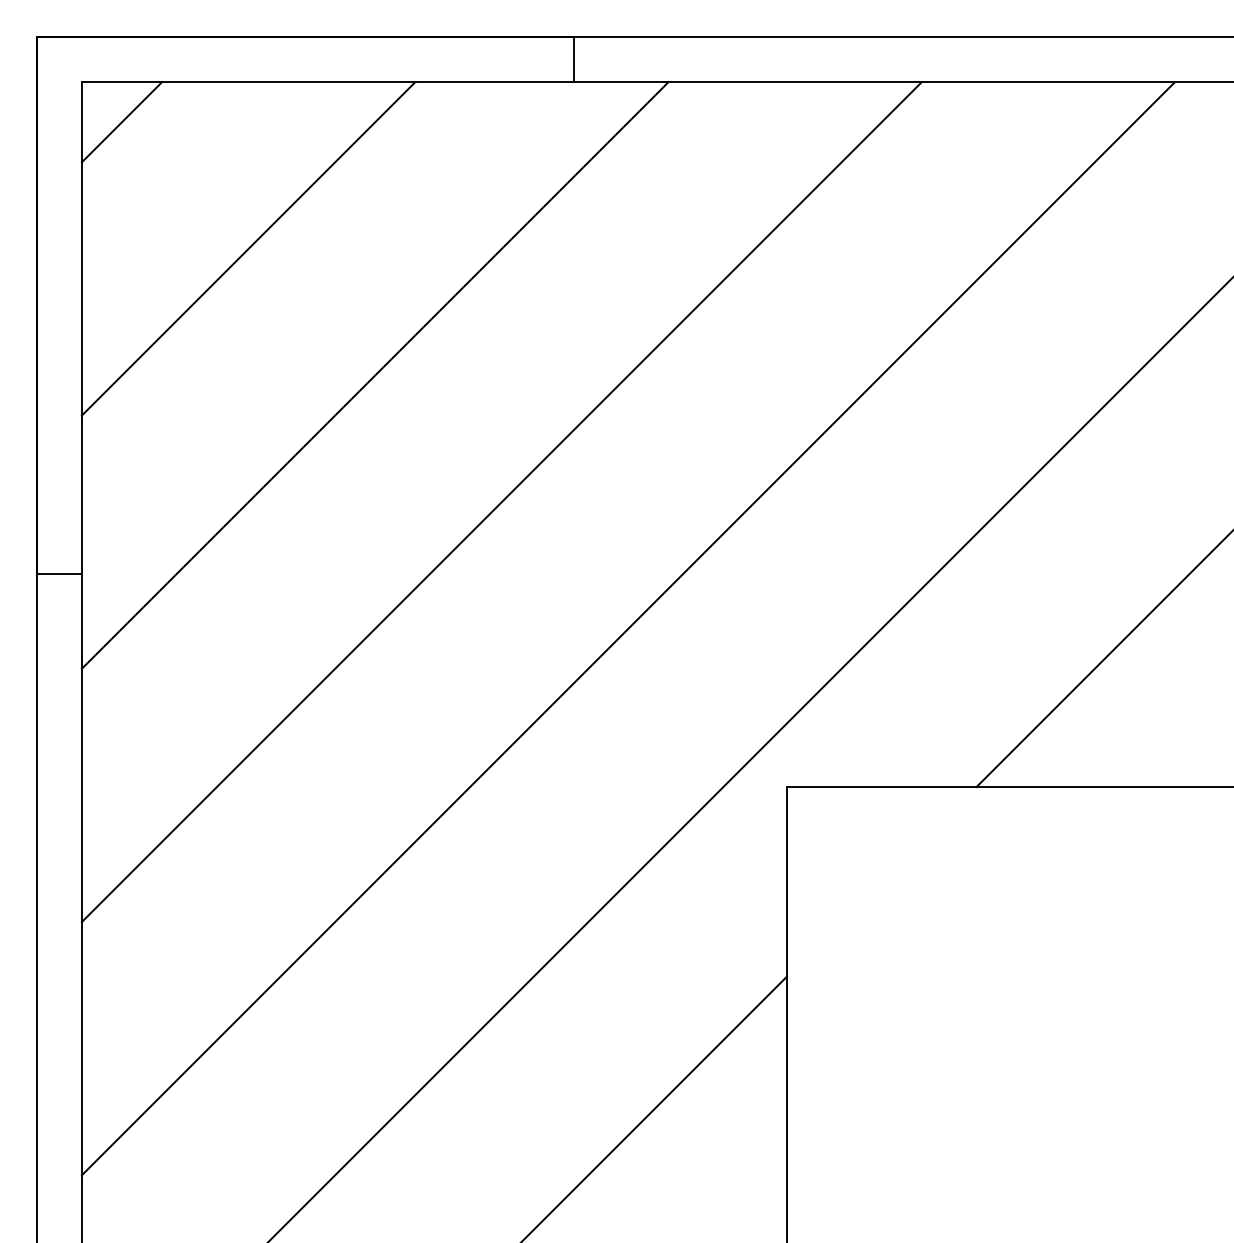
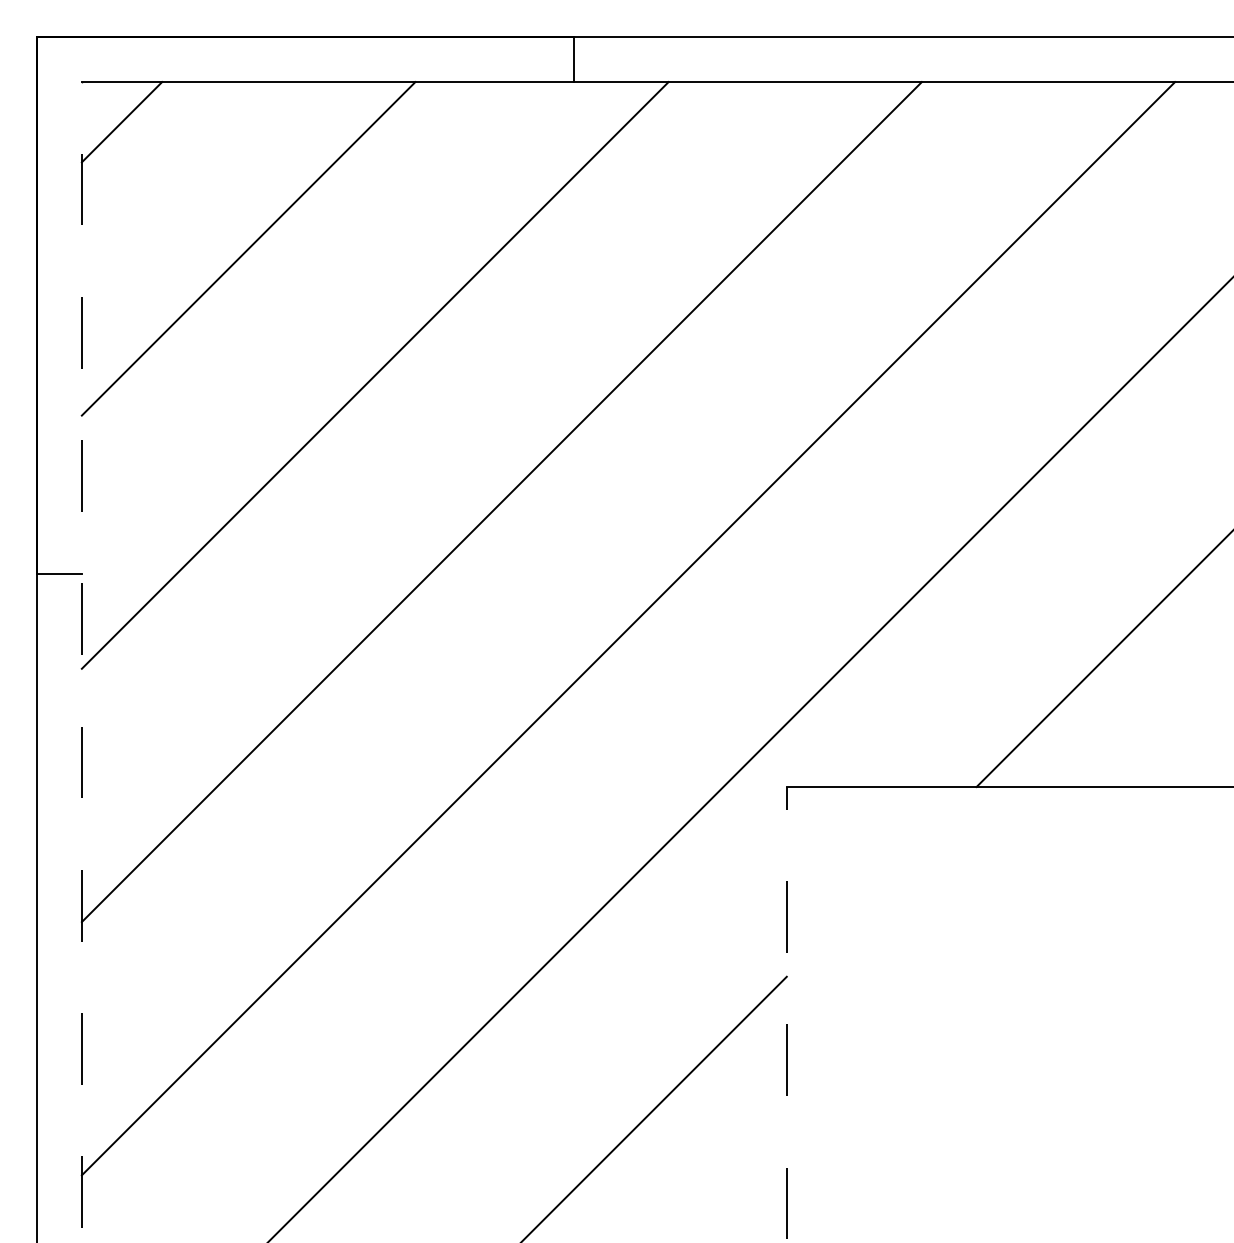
line: solid -> dashed (81, 662)
line: solid -> dashed (786, 1014)
